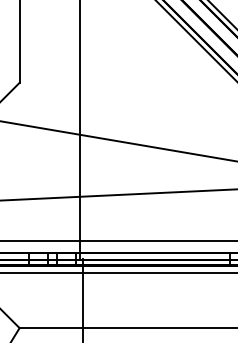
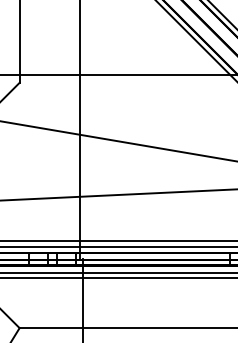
line: none -> present (118, 74)
line: none -> present (118, 246)
line: none -> present (118, 278)
